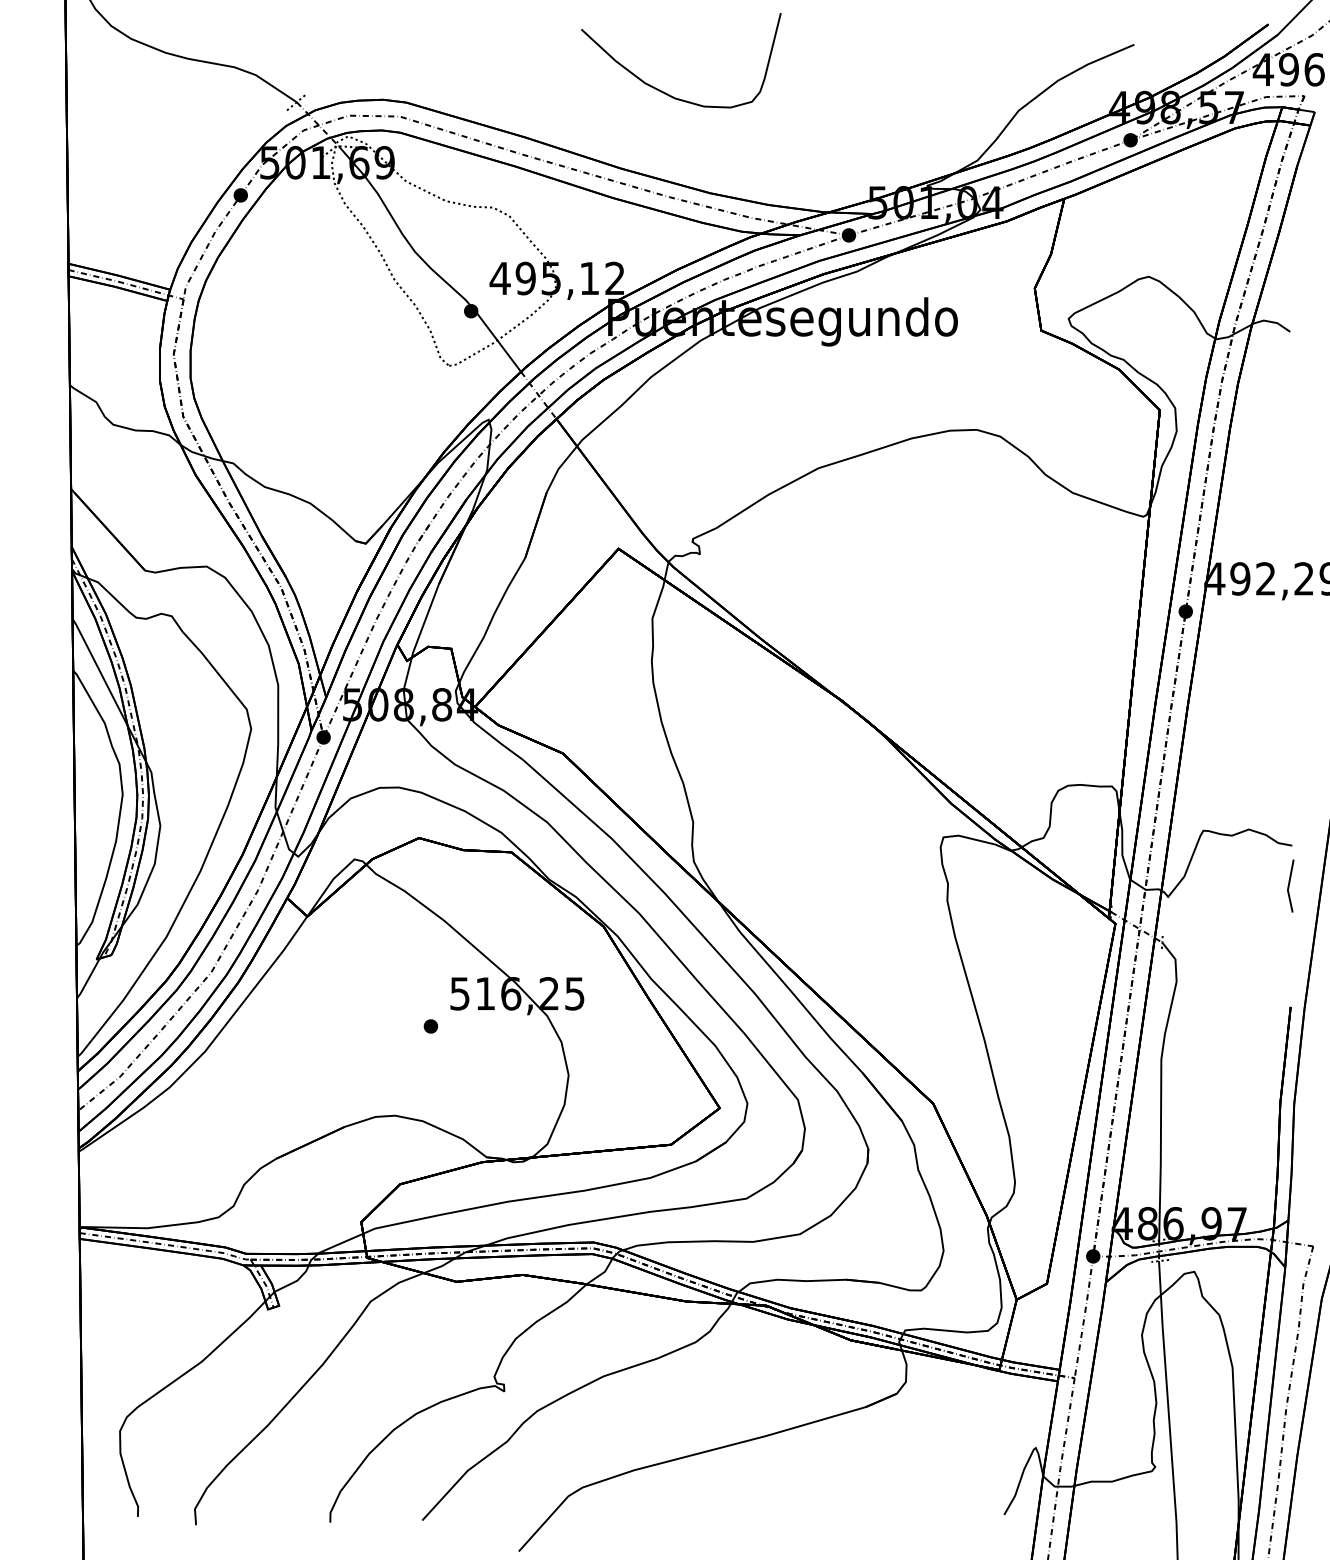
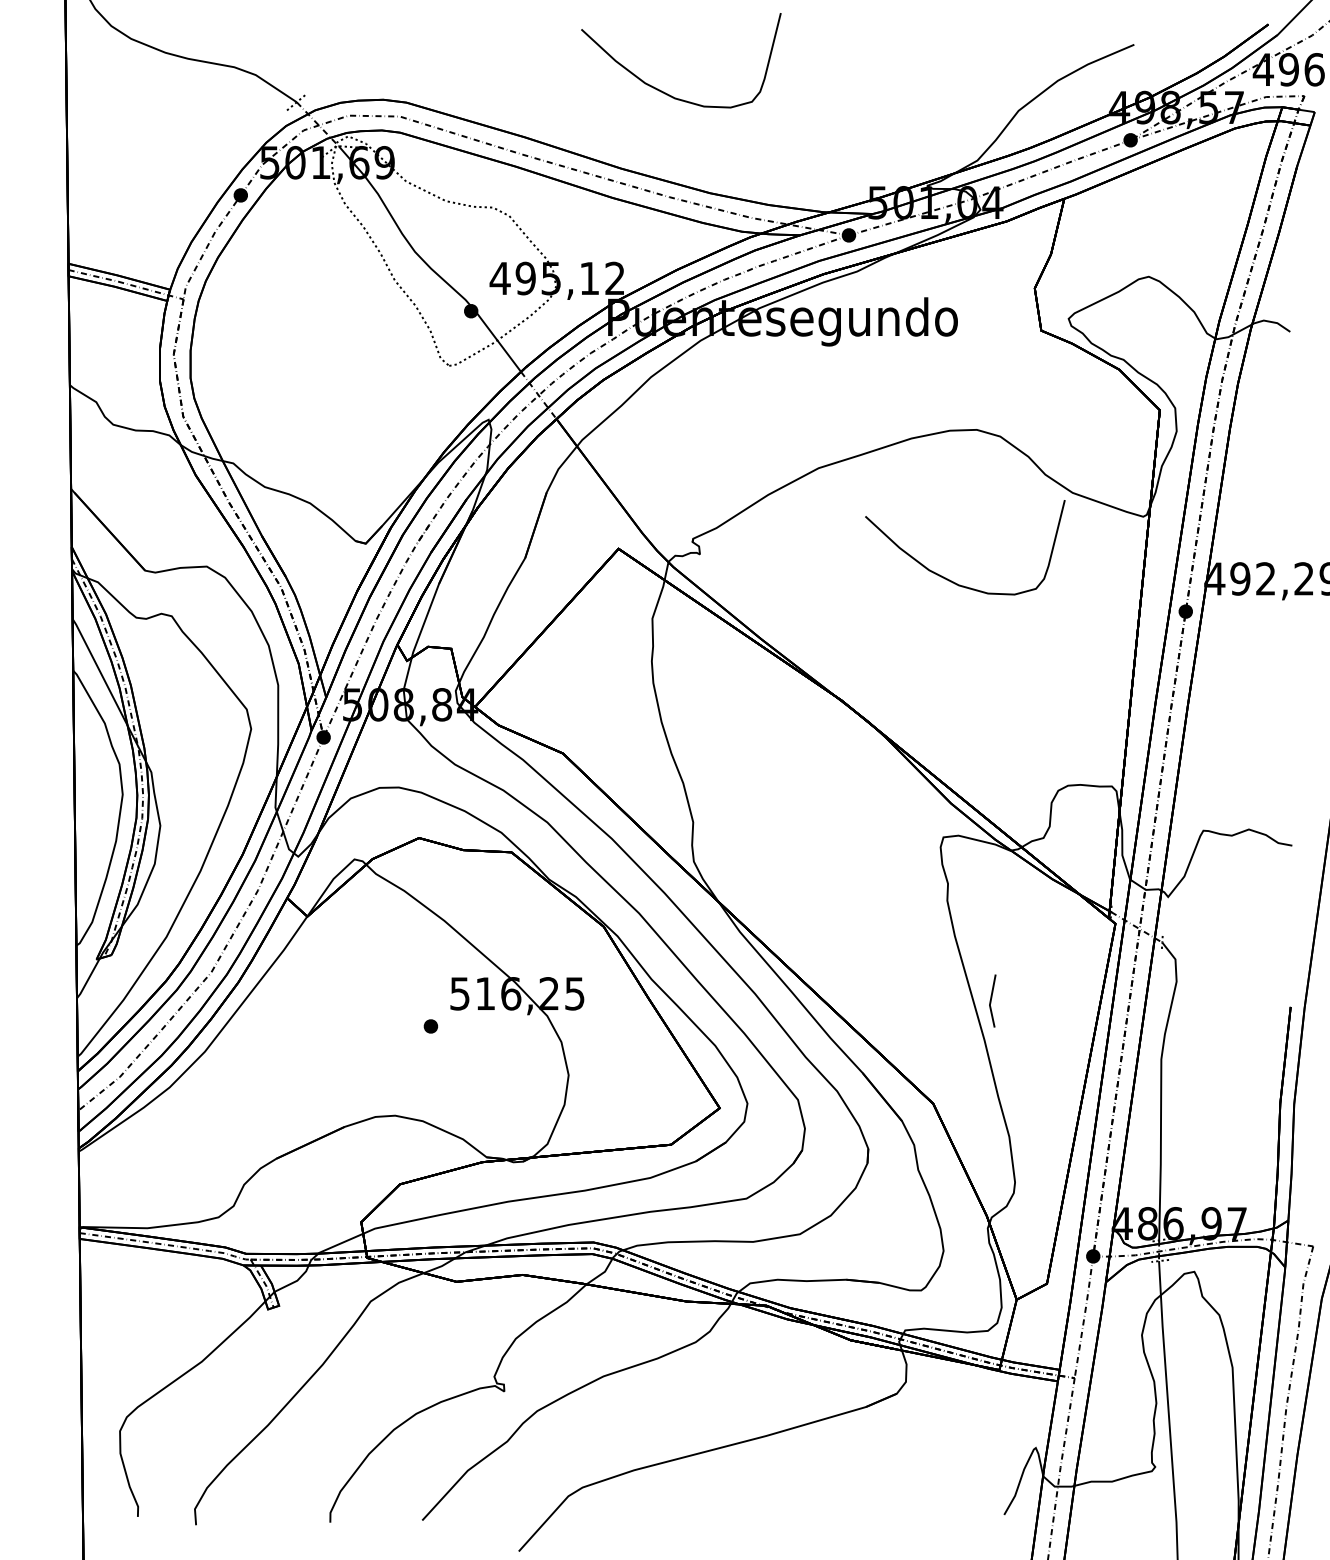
curve: none -> present (949, 579)
line position: (1289, 885) -> (991, 1000) (991, 1000)
